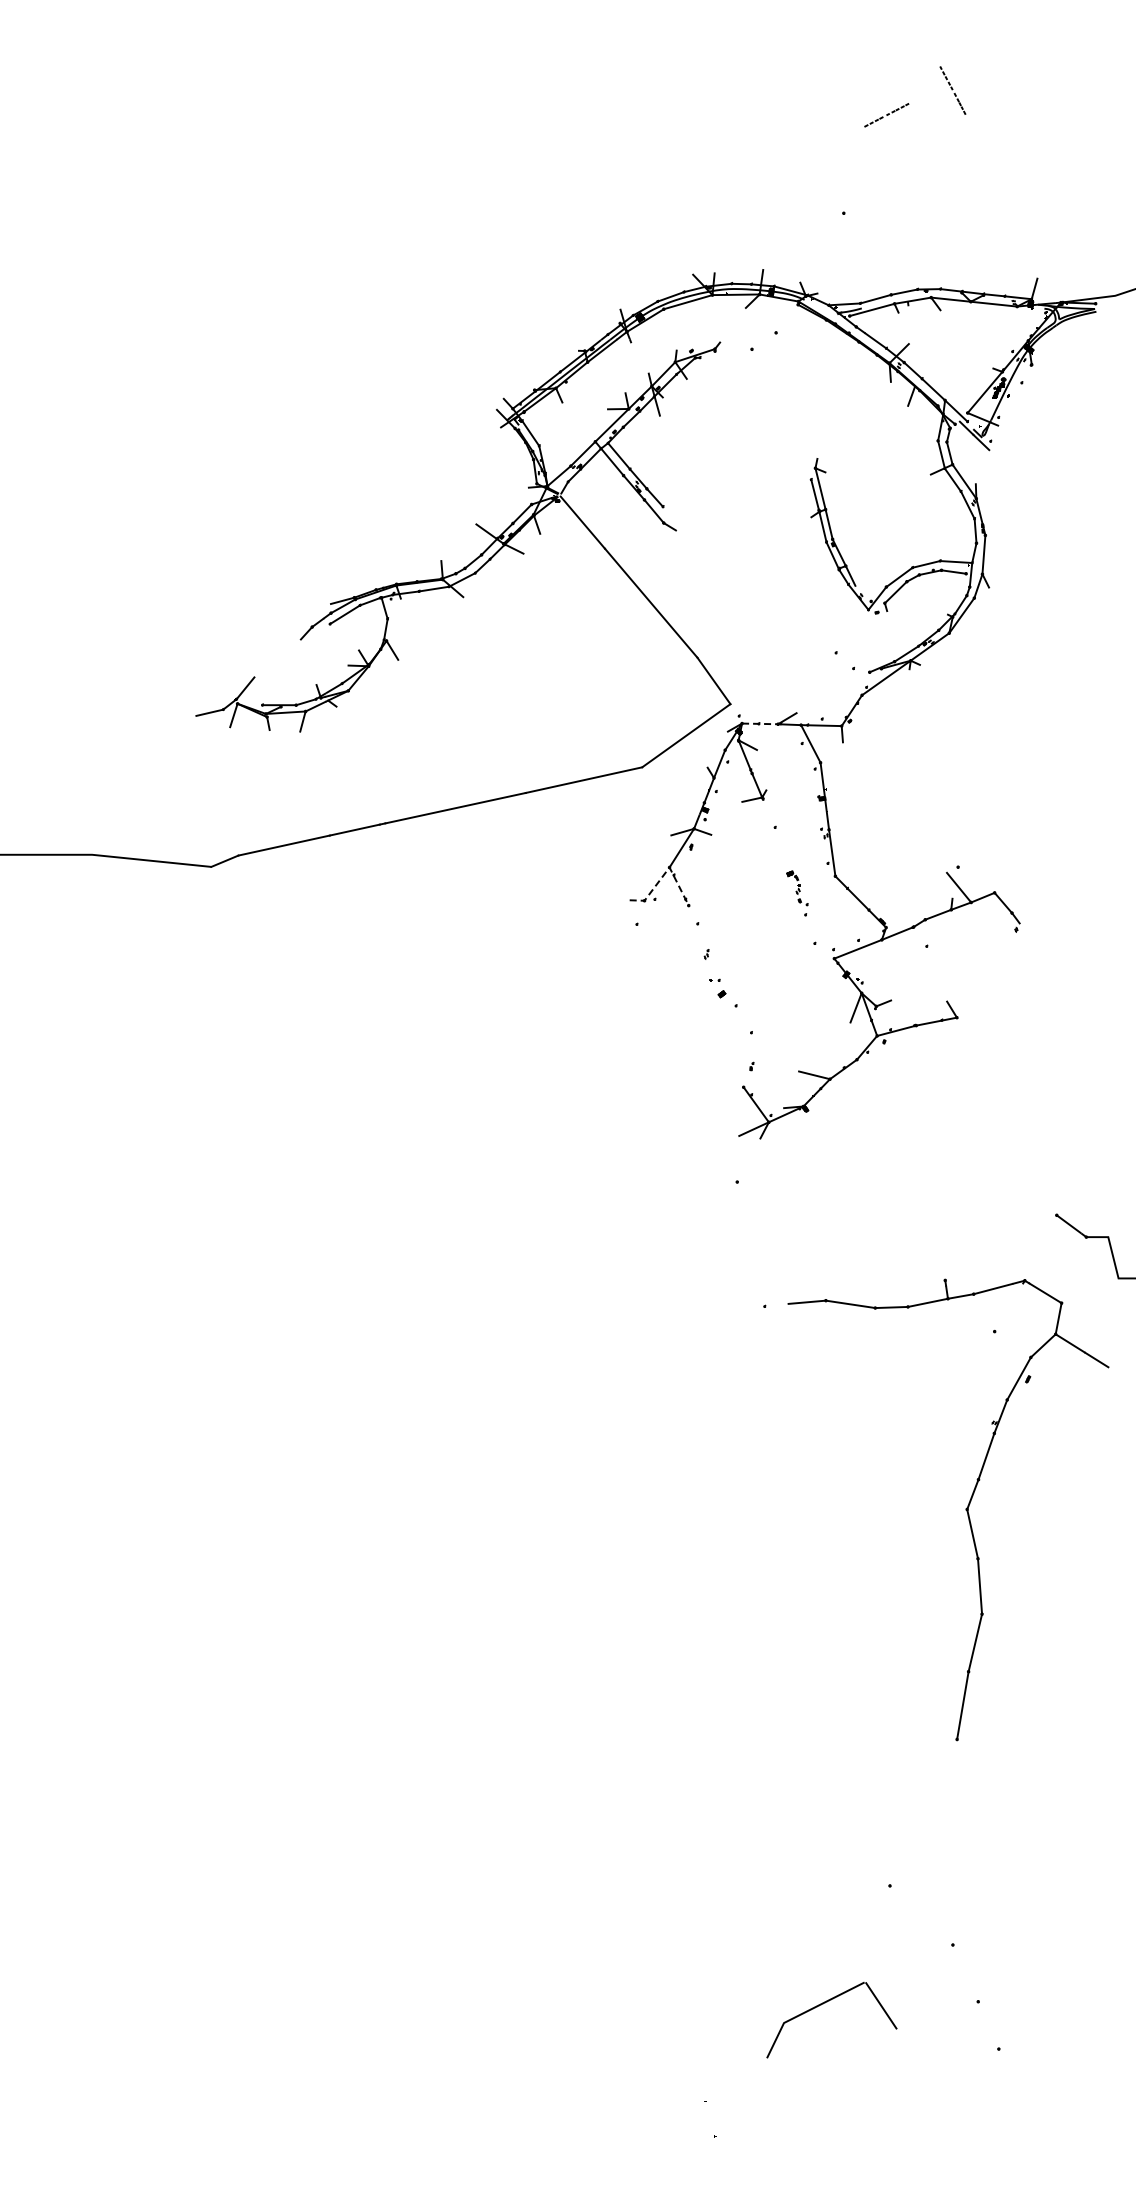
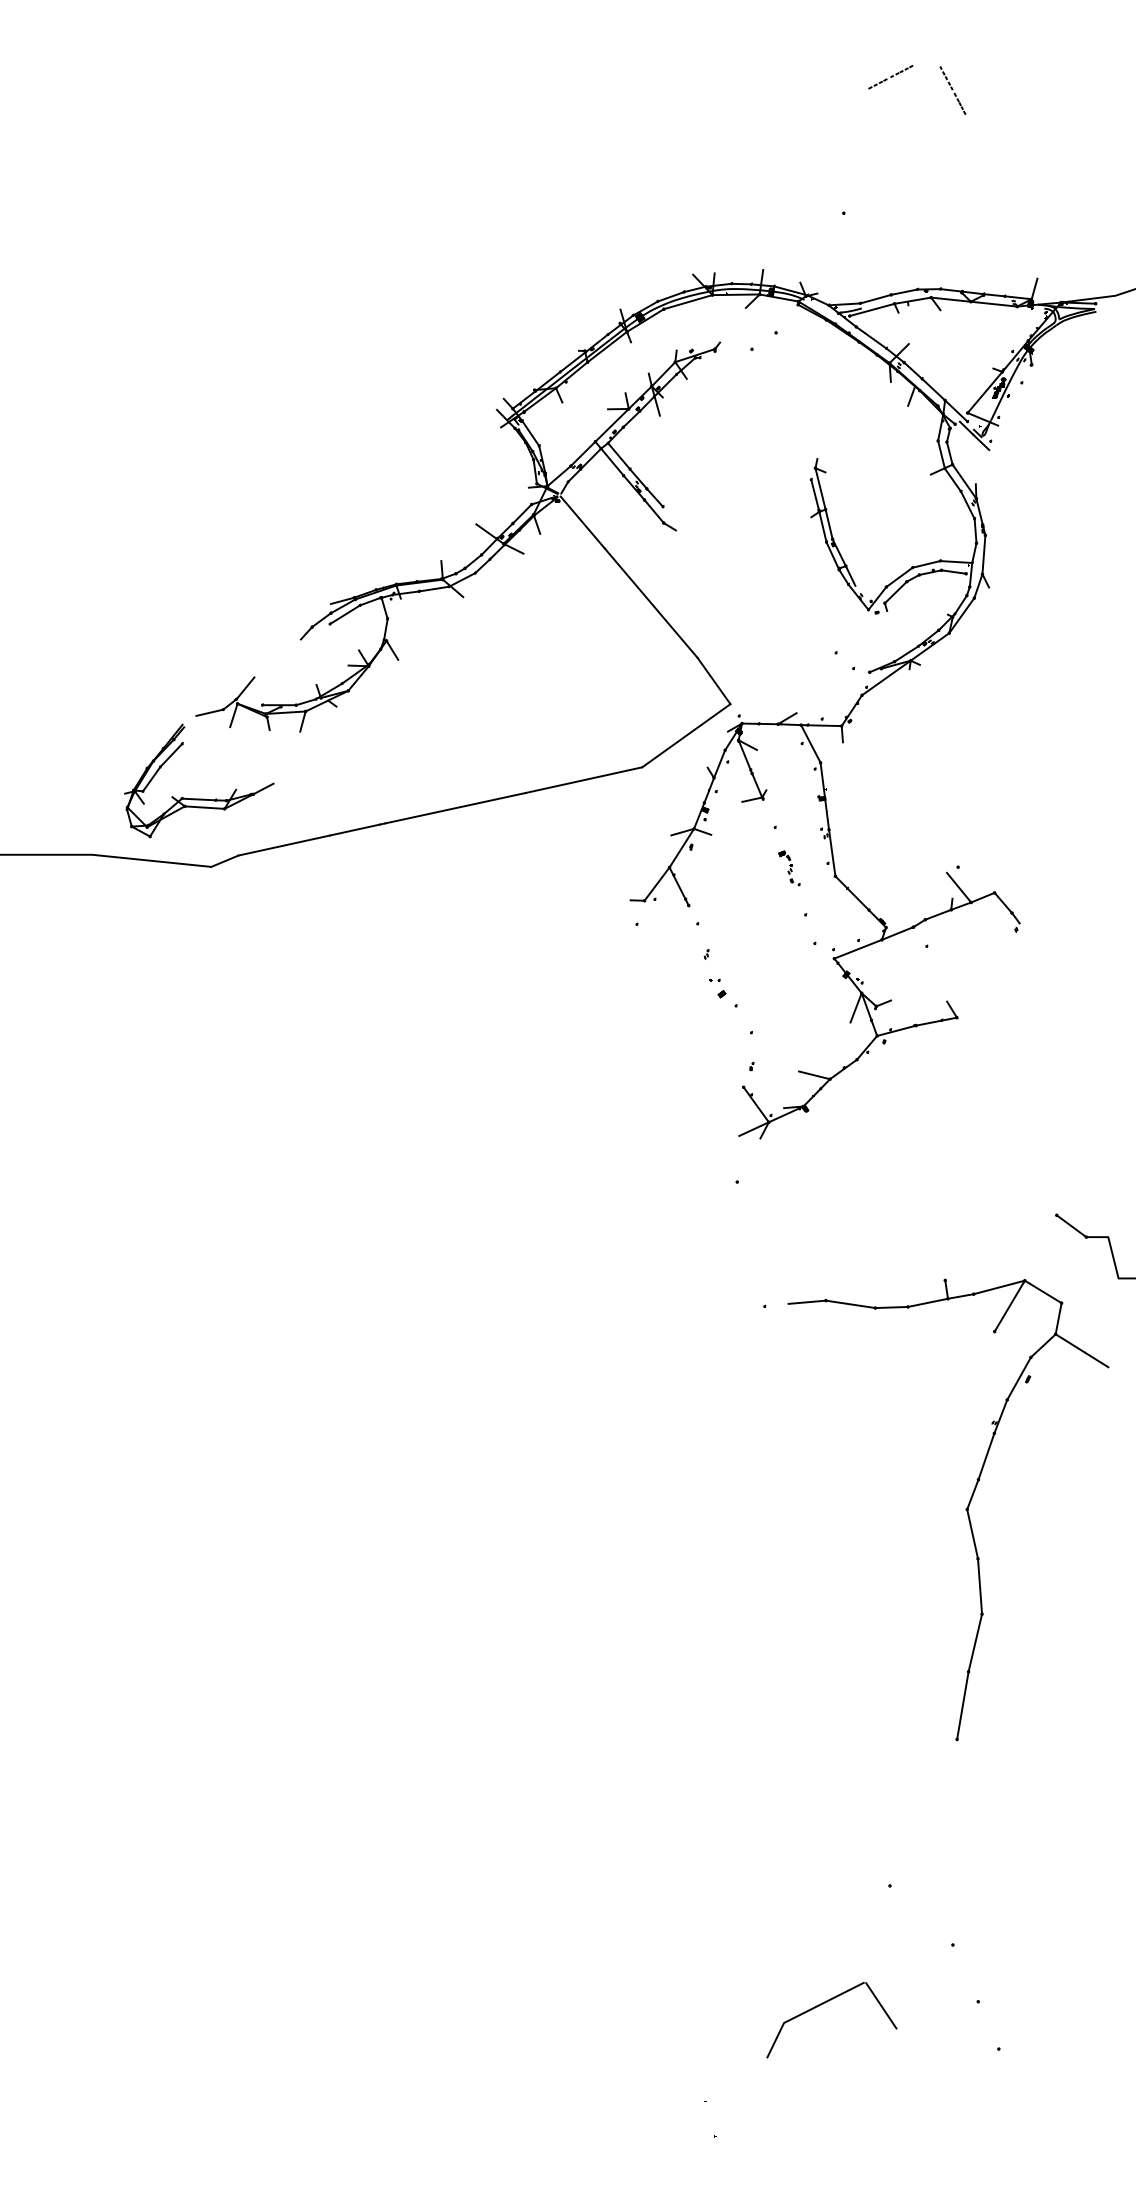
part position: (886, 115) -> (890, 77) (890, 77)
line: dashed -> solid (760, 723)
part: none -> present (199, 798)
line: dashed -> solid (665, 873)
part position: (797, 888) -> (789, 868) (789, 868)
line: none -> present (1008, 1307)
